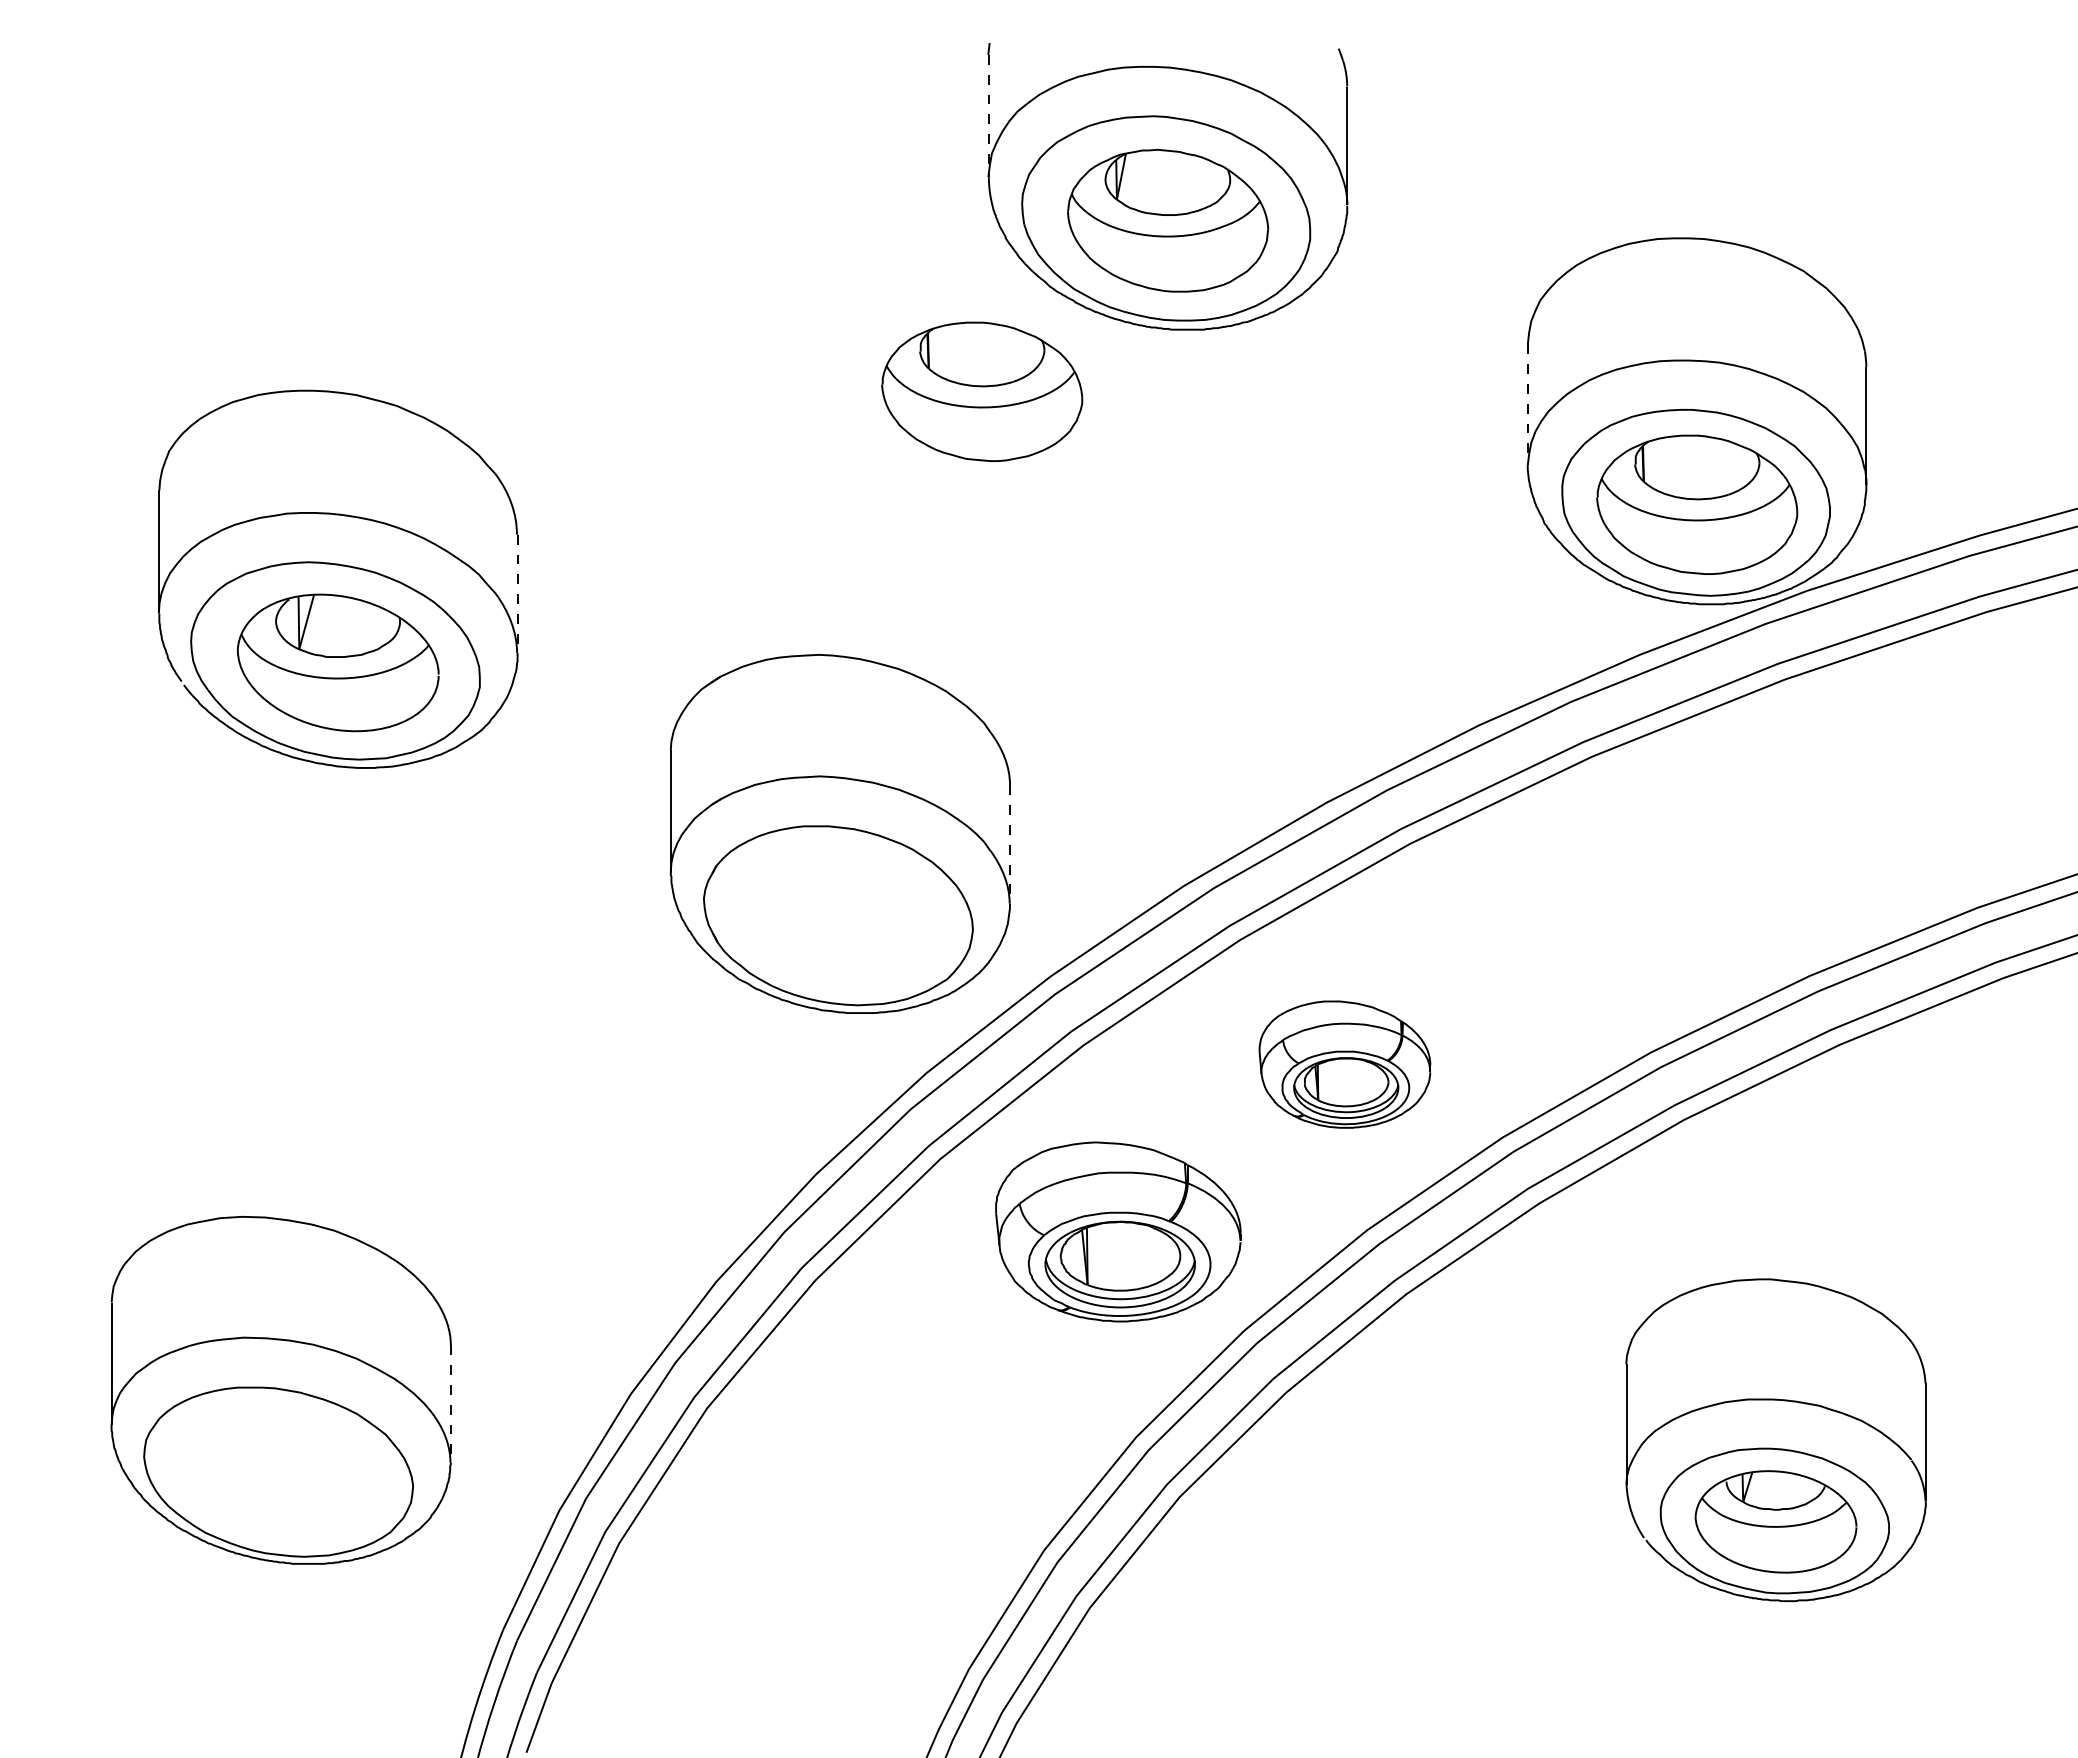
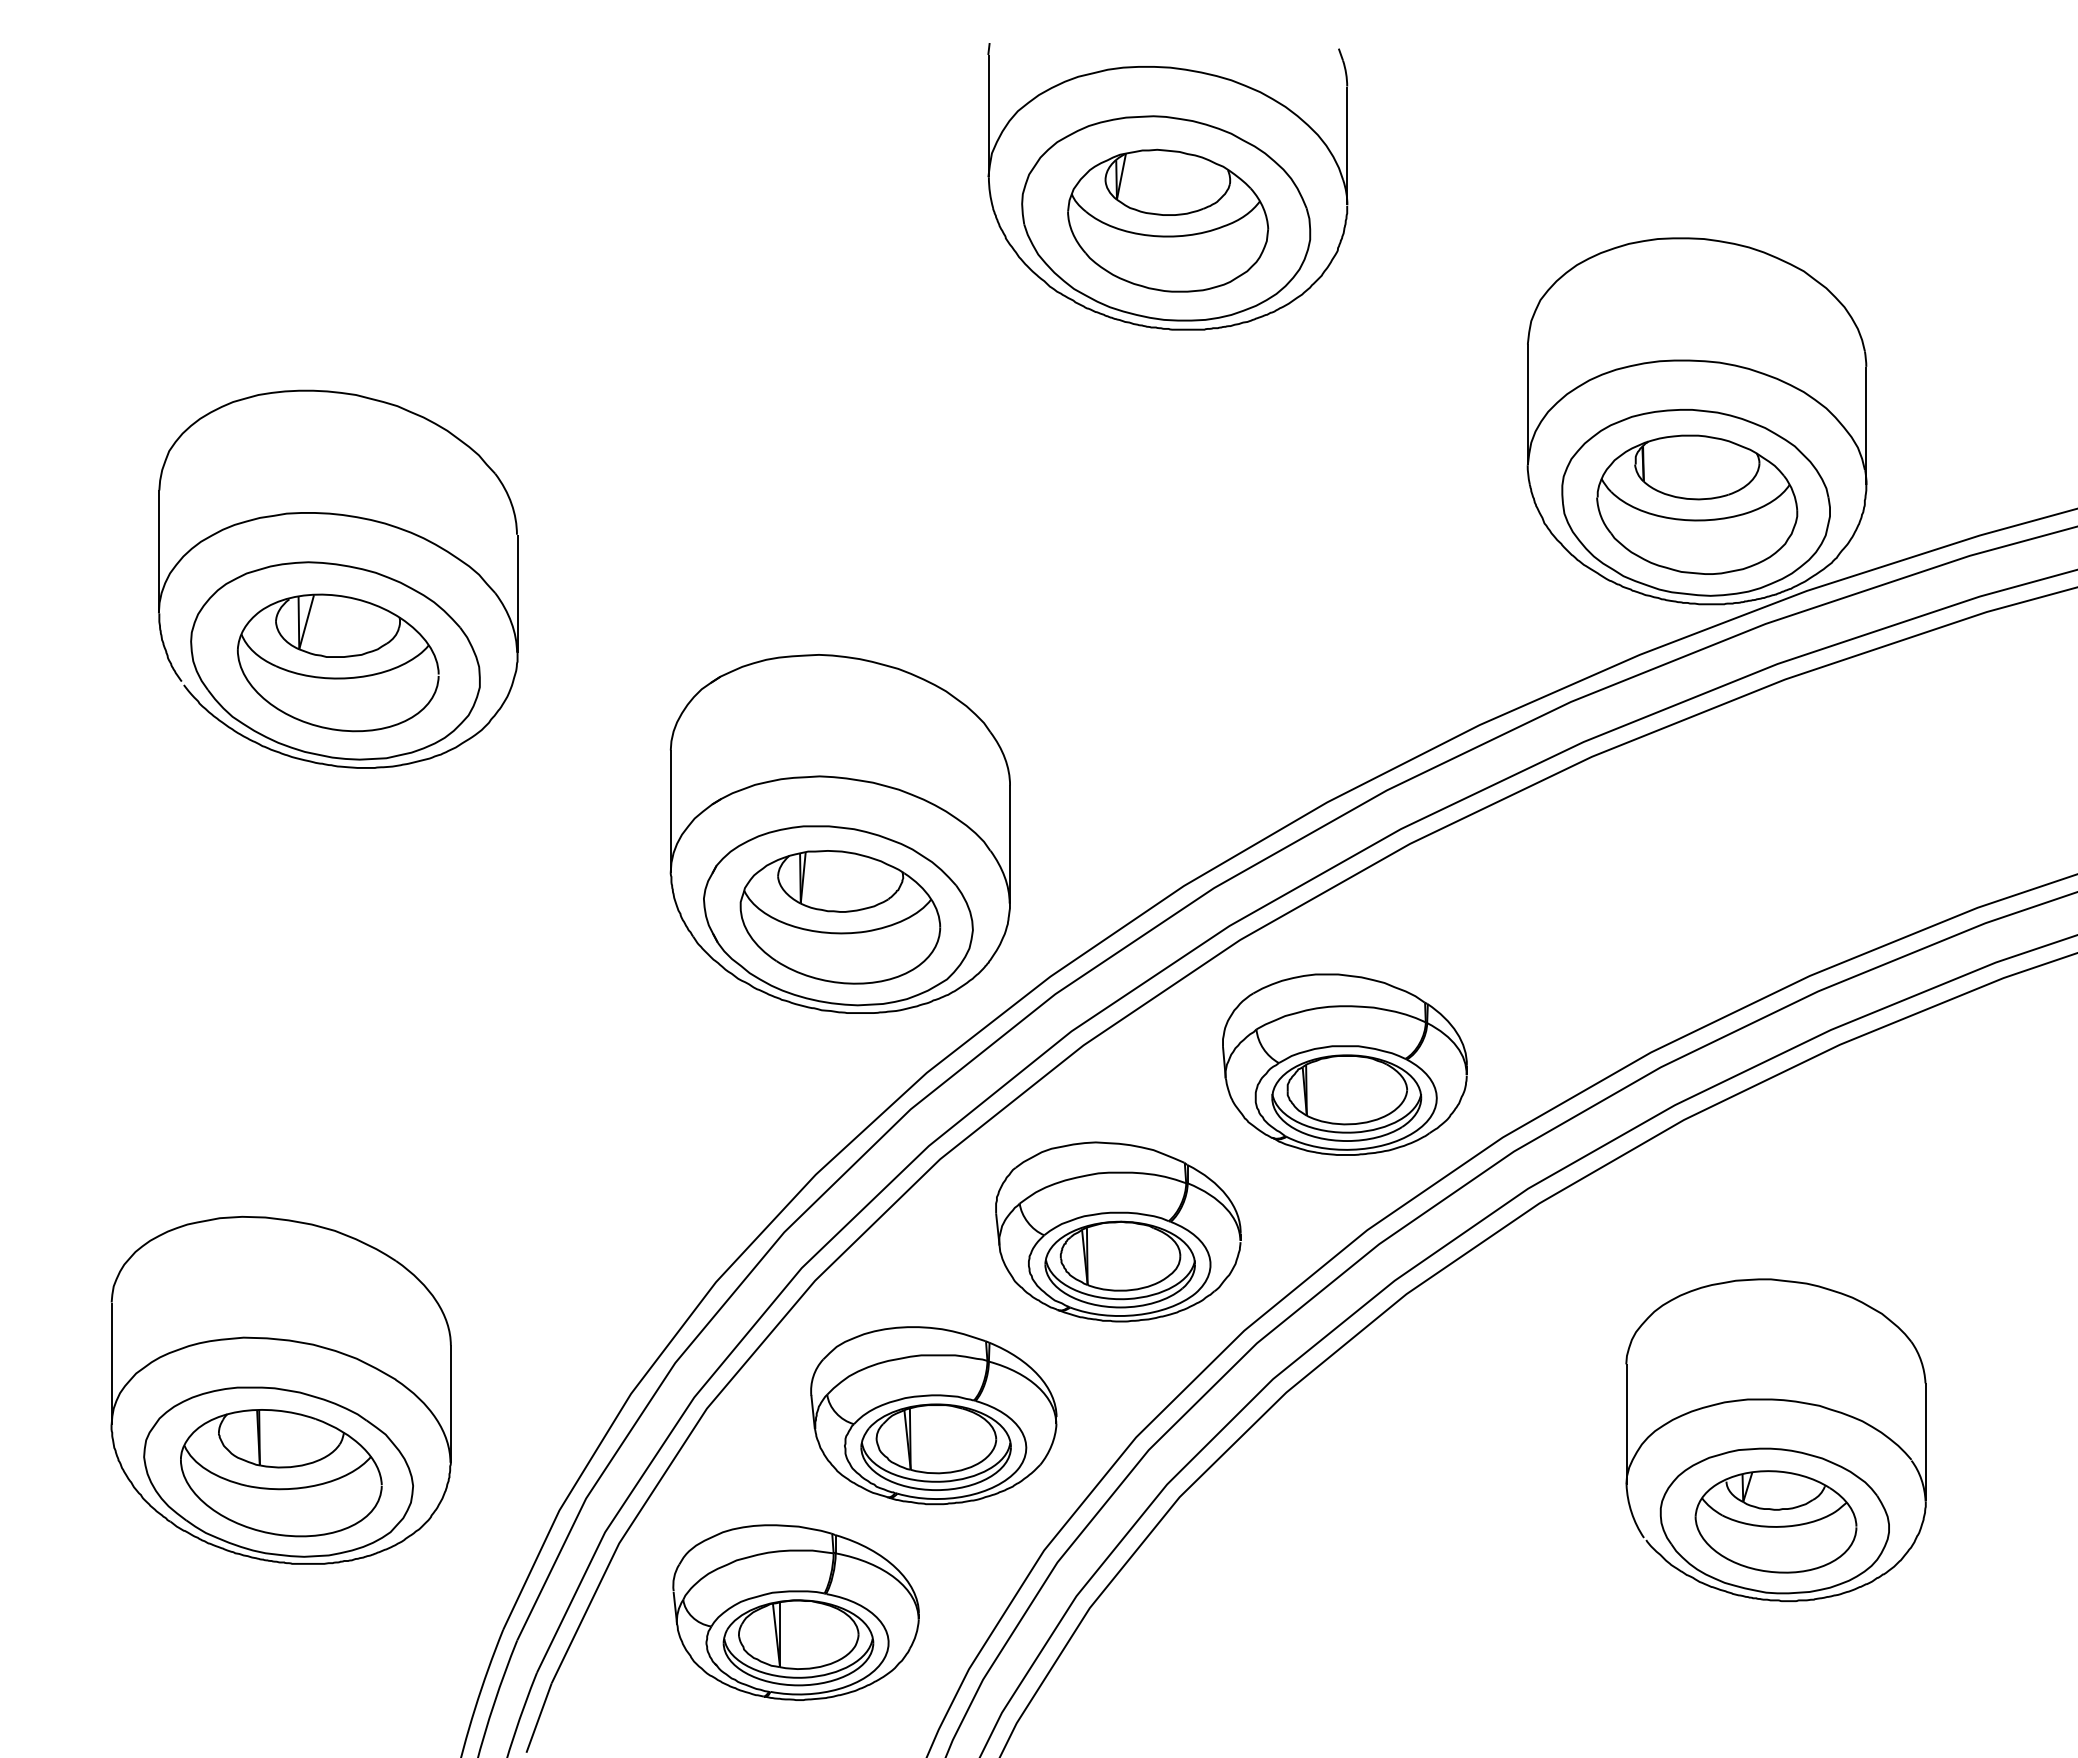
line: dashed -> solid (988, 116)
part: present -> none (982, 391)
line: dashed -> solid (1527, 405)
line: dashed -> solid (517, 594)
line: dashed -> solid (1010, 845)
part: none -> present (840, 917)
part size: 174x129 px -> 246x183 px (1344, 1064)
line: dashed -> solid (450, 1404)
part: none -> present (933, 1415)
part: none -> present (281, 1473)
part: none -> present (795, 1612)
